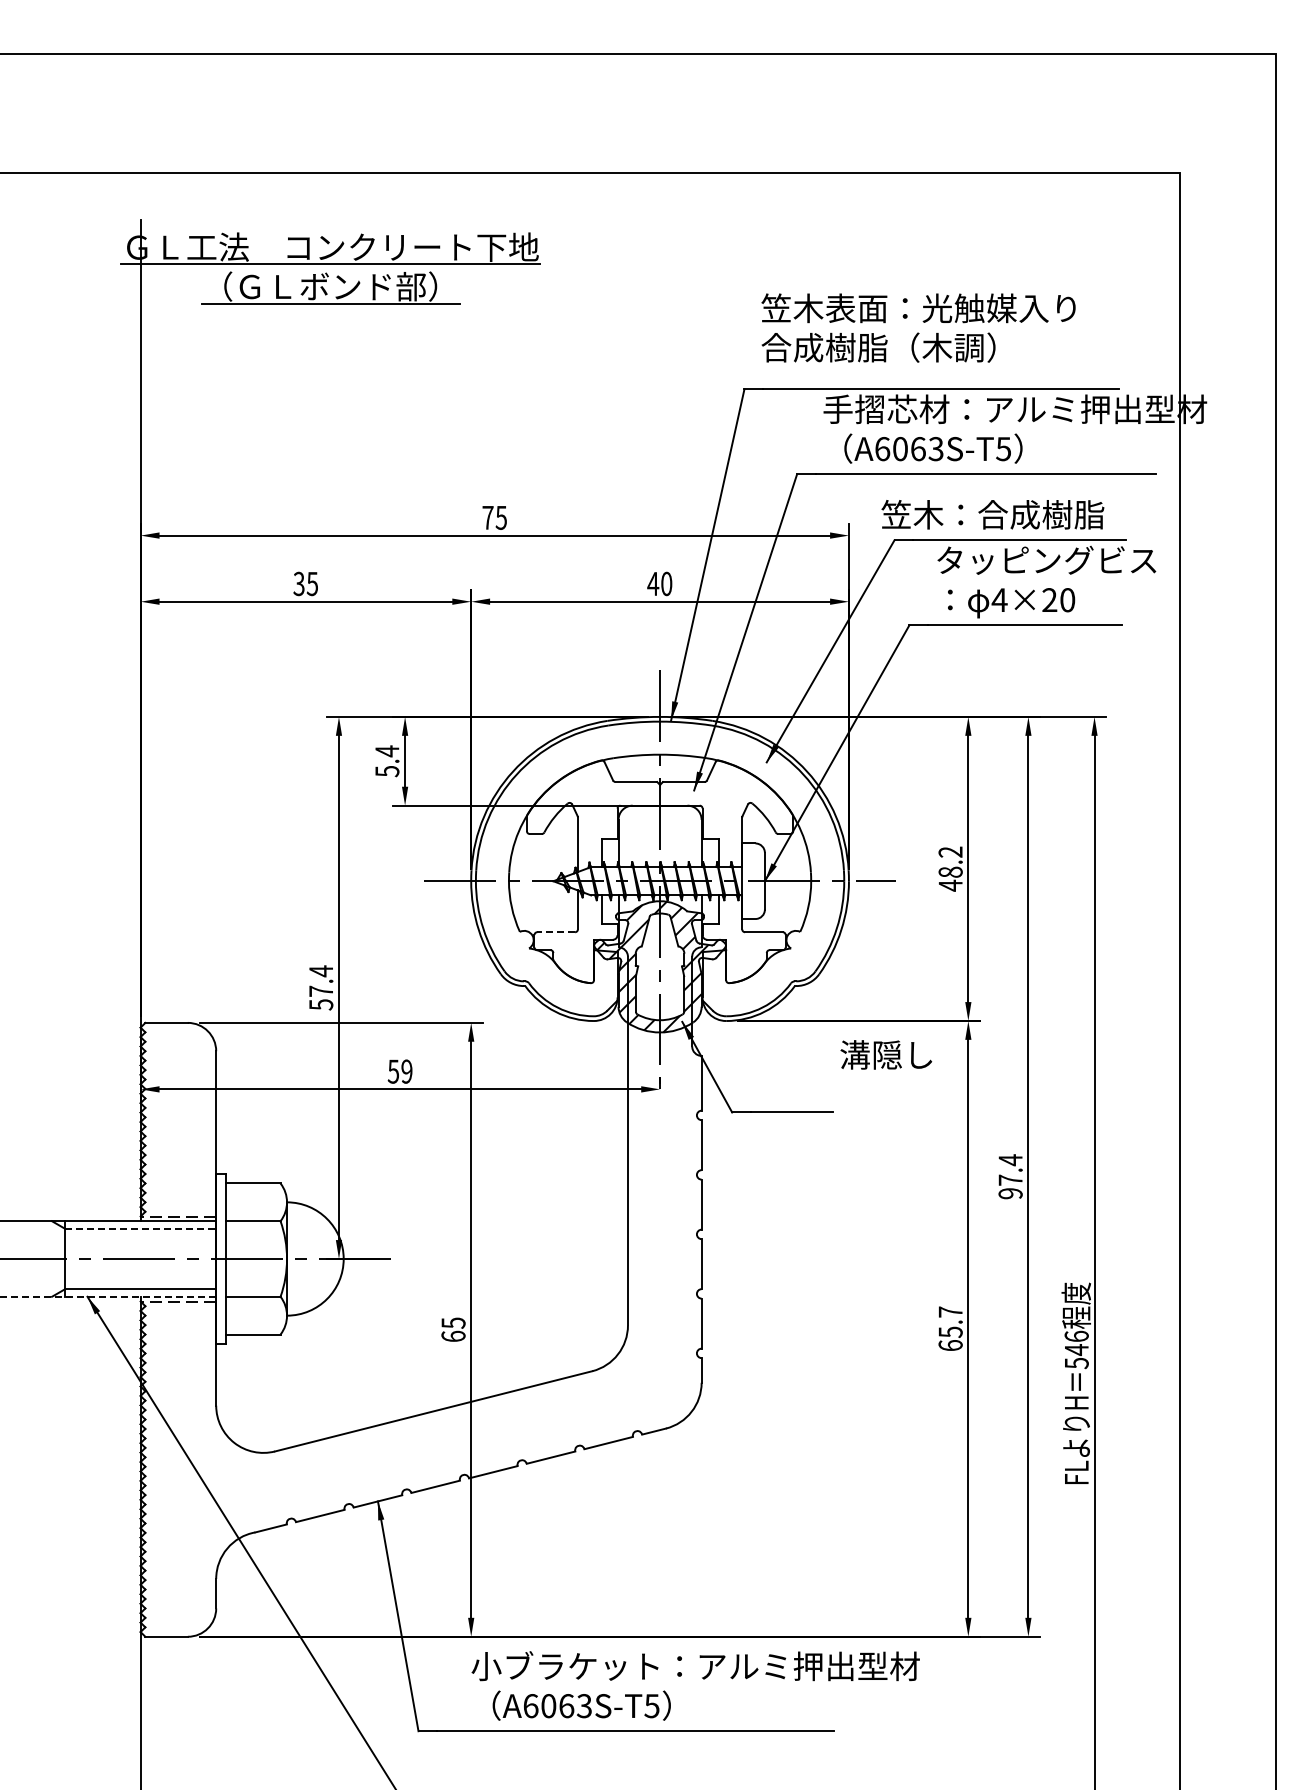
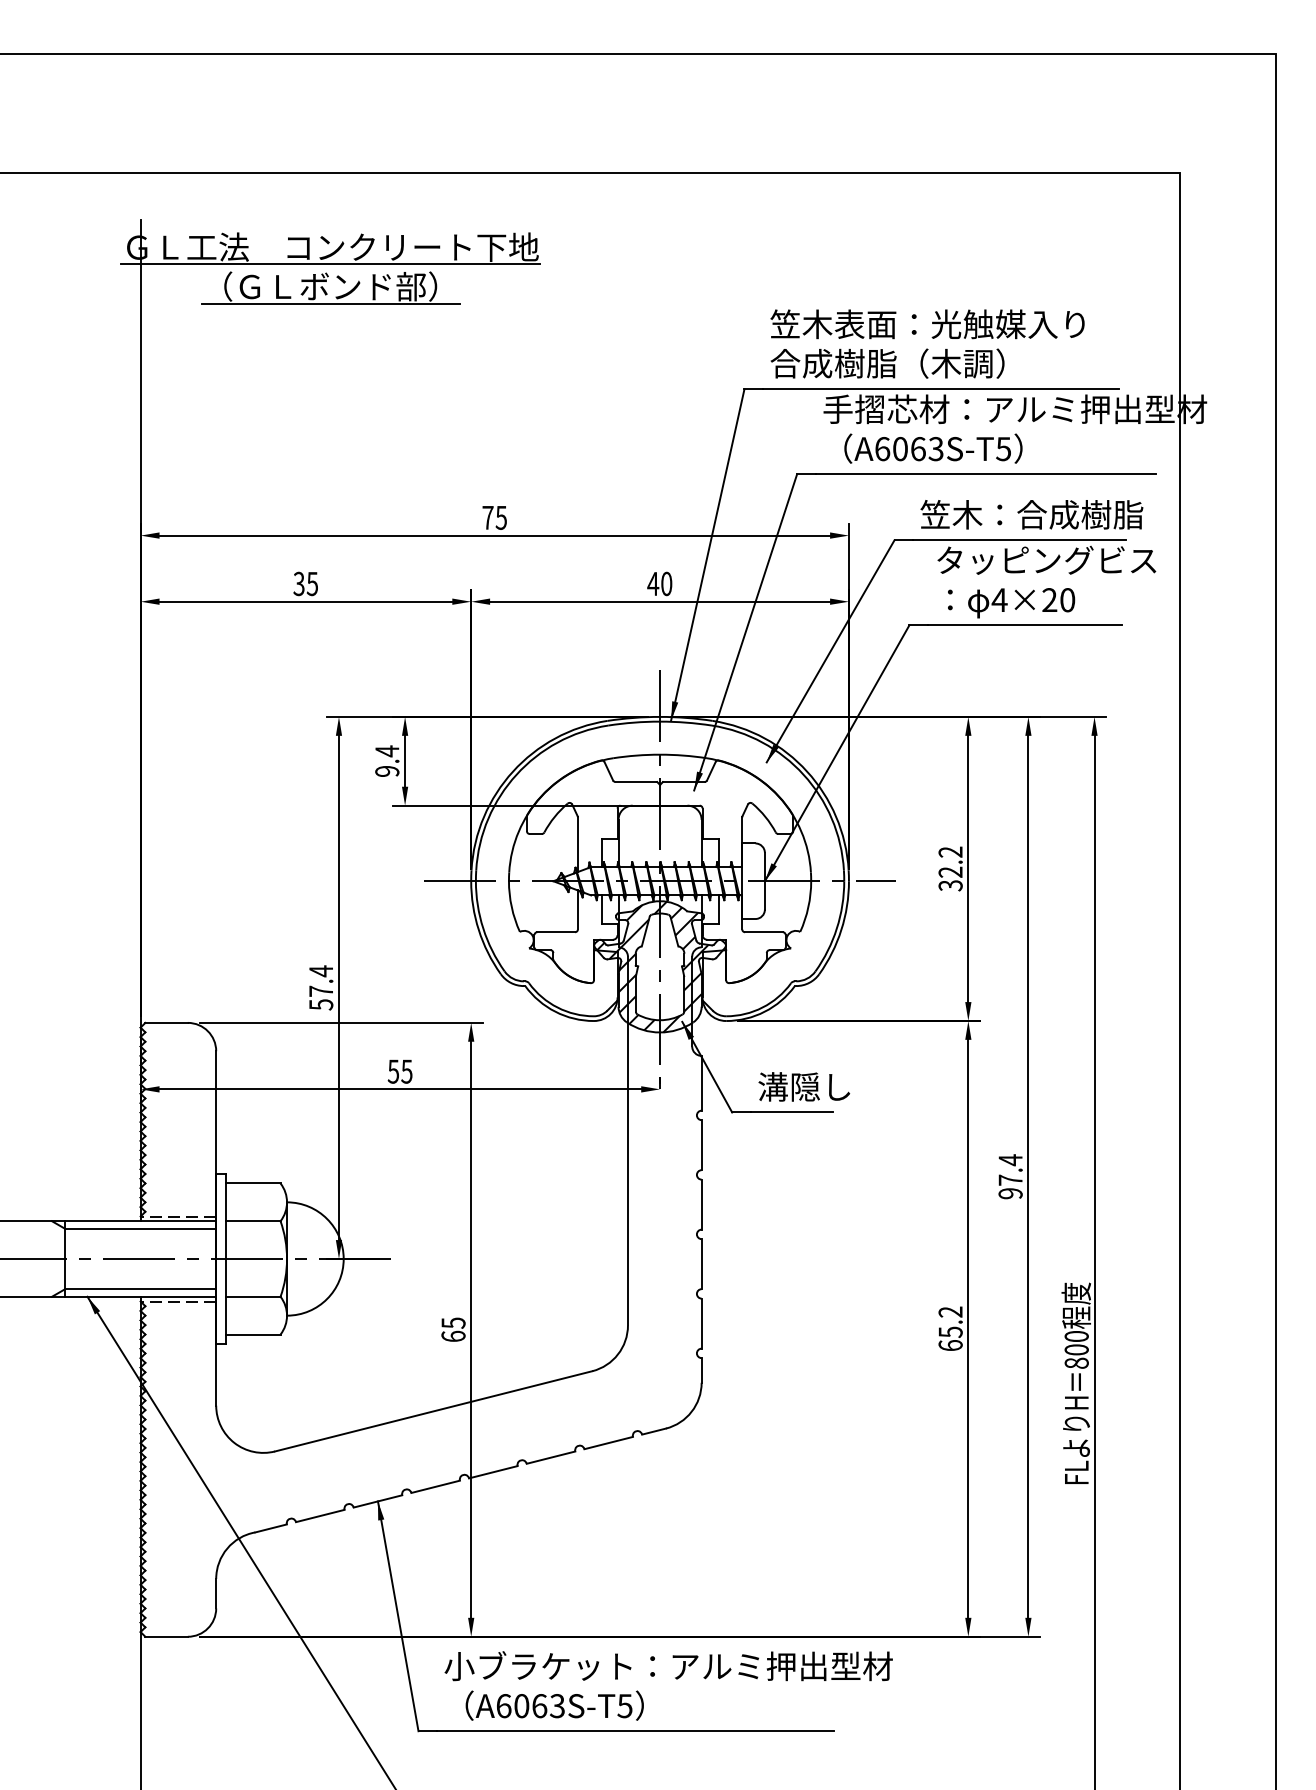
text position: (918, 327) -> (927, 343) (927, 343)
text position: (992, 514) -> (1031, 514) (1031, 514)
text: 5.4 -> 9.4 (387, 771)
text: 48.2 -> 32.2 (950, 878)
line: dashed -> solid (556, 932)
text position: (886, 1054) -> (804, 1086) (804, 1086)
text: 59 -> 55 (406, 1071)
line: dashed -> solid (140, 1228)
line: dashed -> solid (108, 1296)
text: 65.7 -> 65.2 (950, 1311)
text: 546 -> 800 (1076, 1349)
text position: (695, 1685) -> (668, 1685) (668, 1685)
